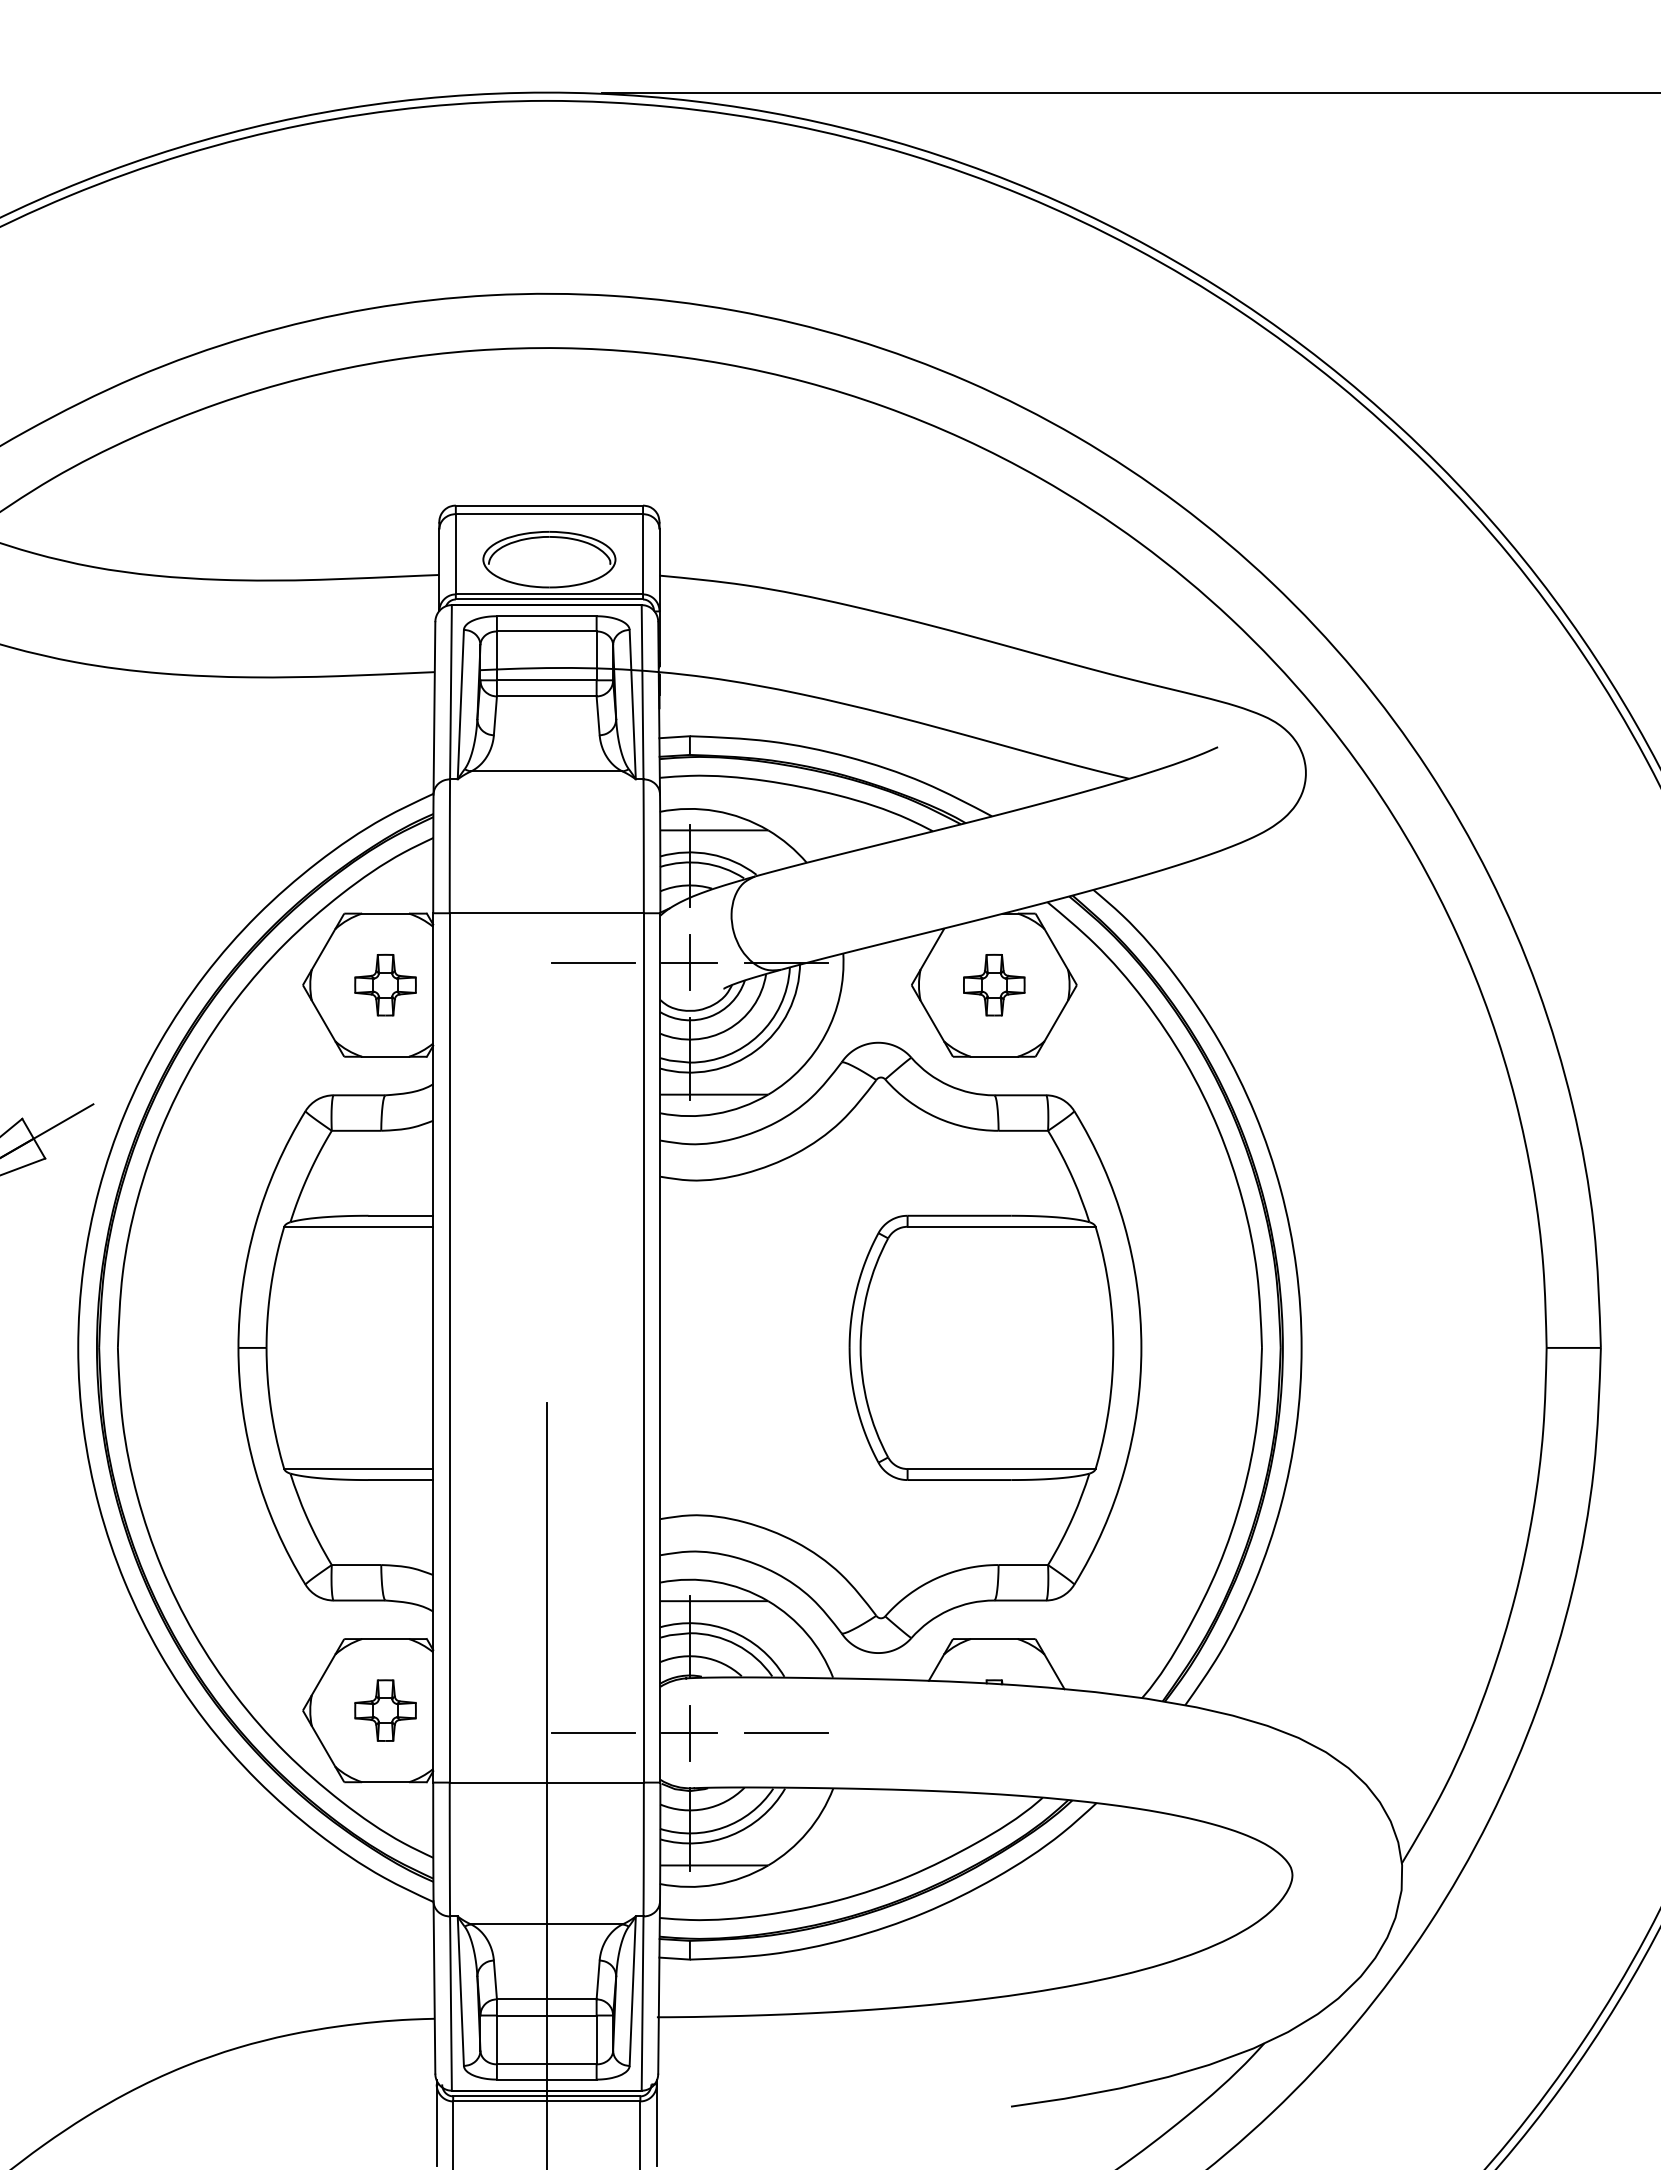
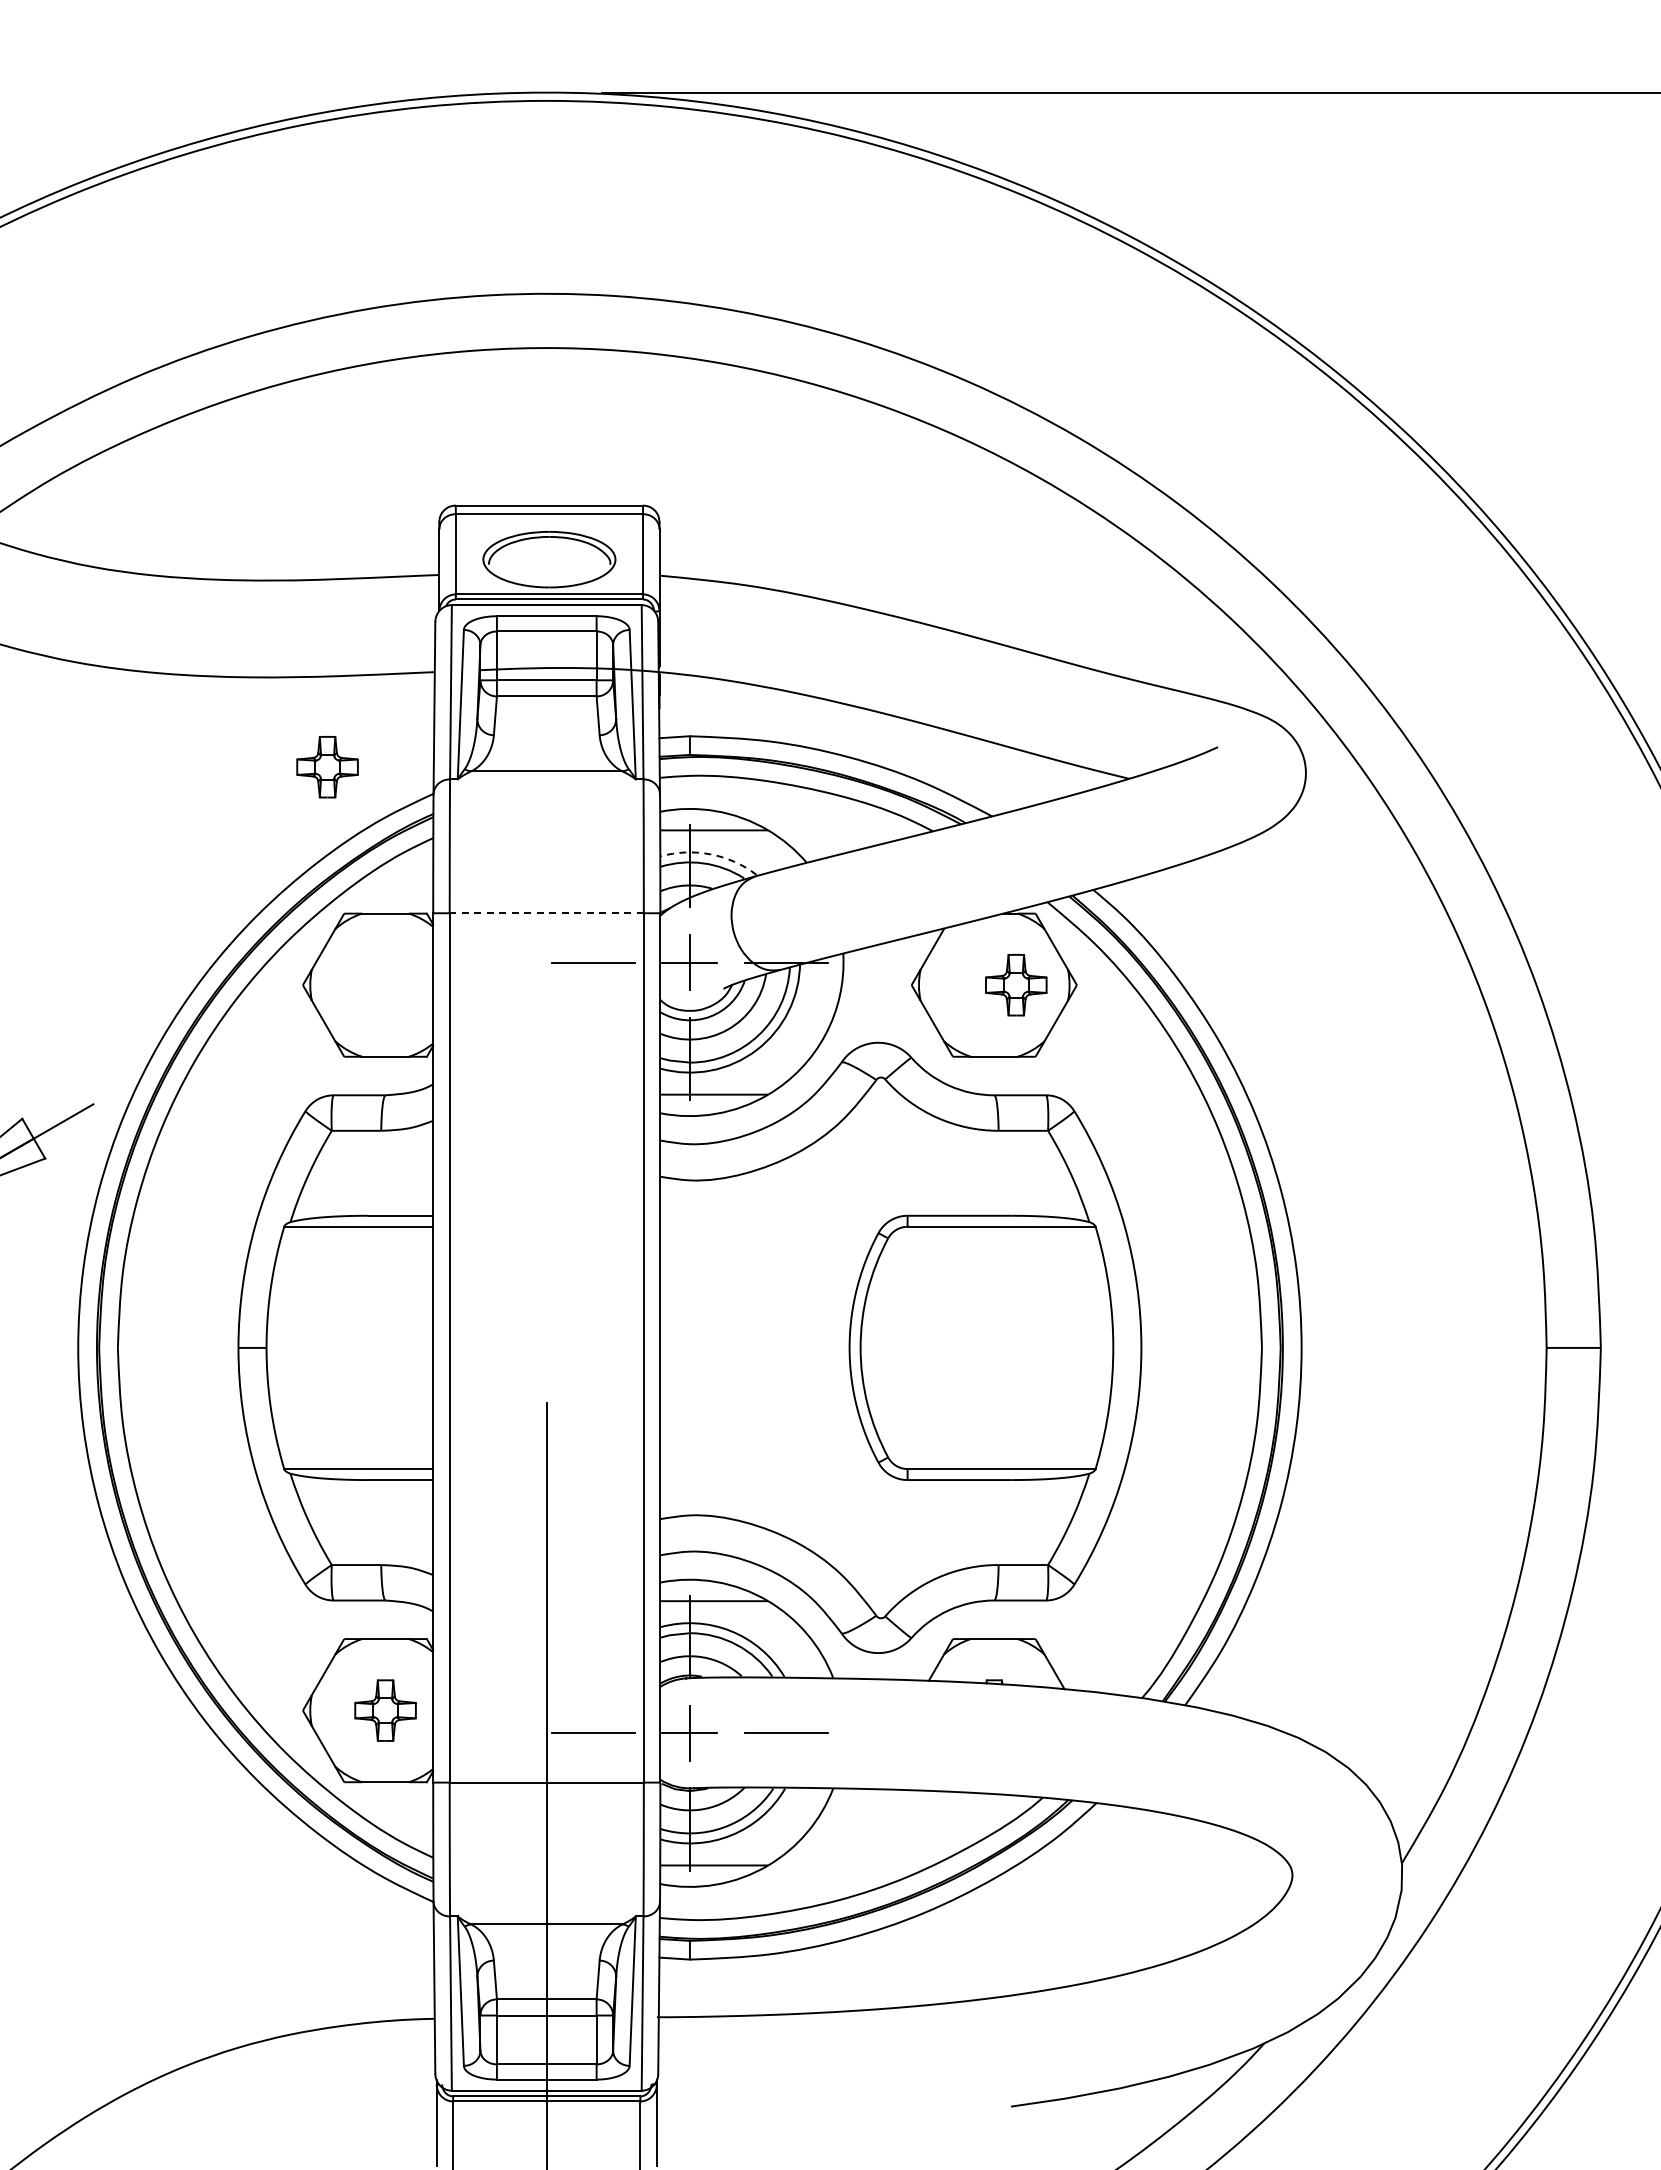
arc: solid -> dashed (710, 854)
line: solid -> dashed (546, 913)
part position: (385, 985) -> (327, 767) (327, 767)
part position: (994, 985) -> (1016, 985) (1016, 985)
